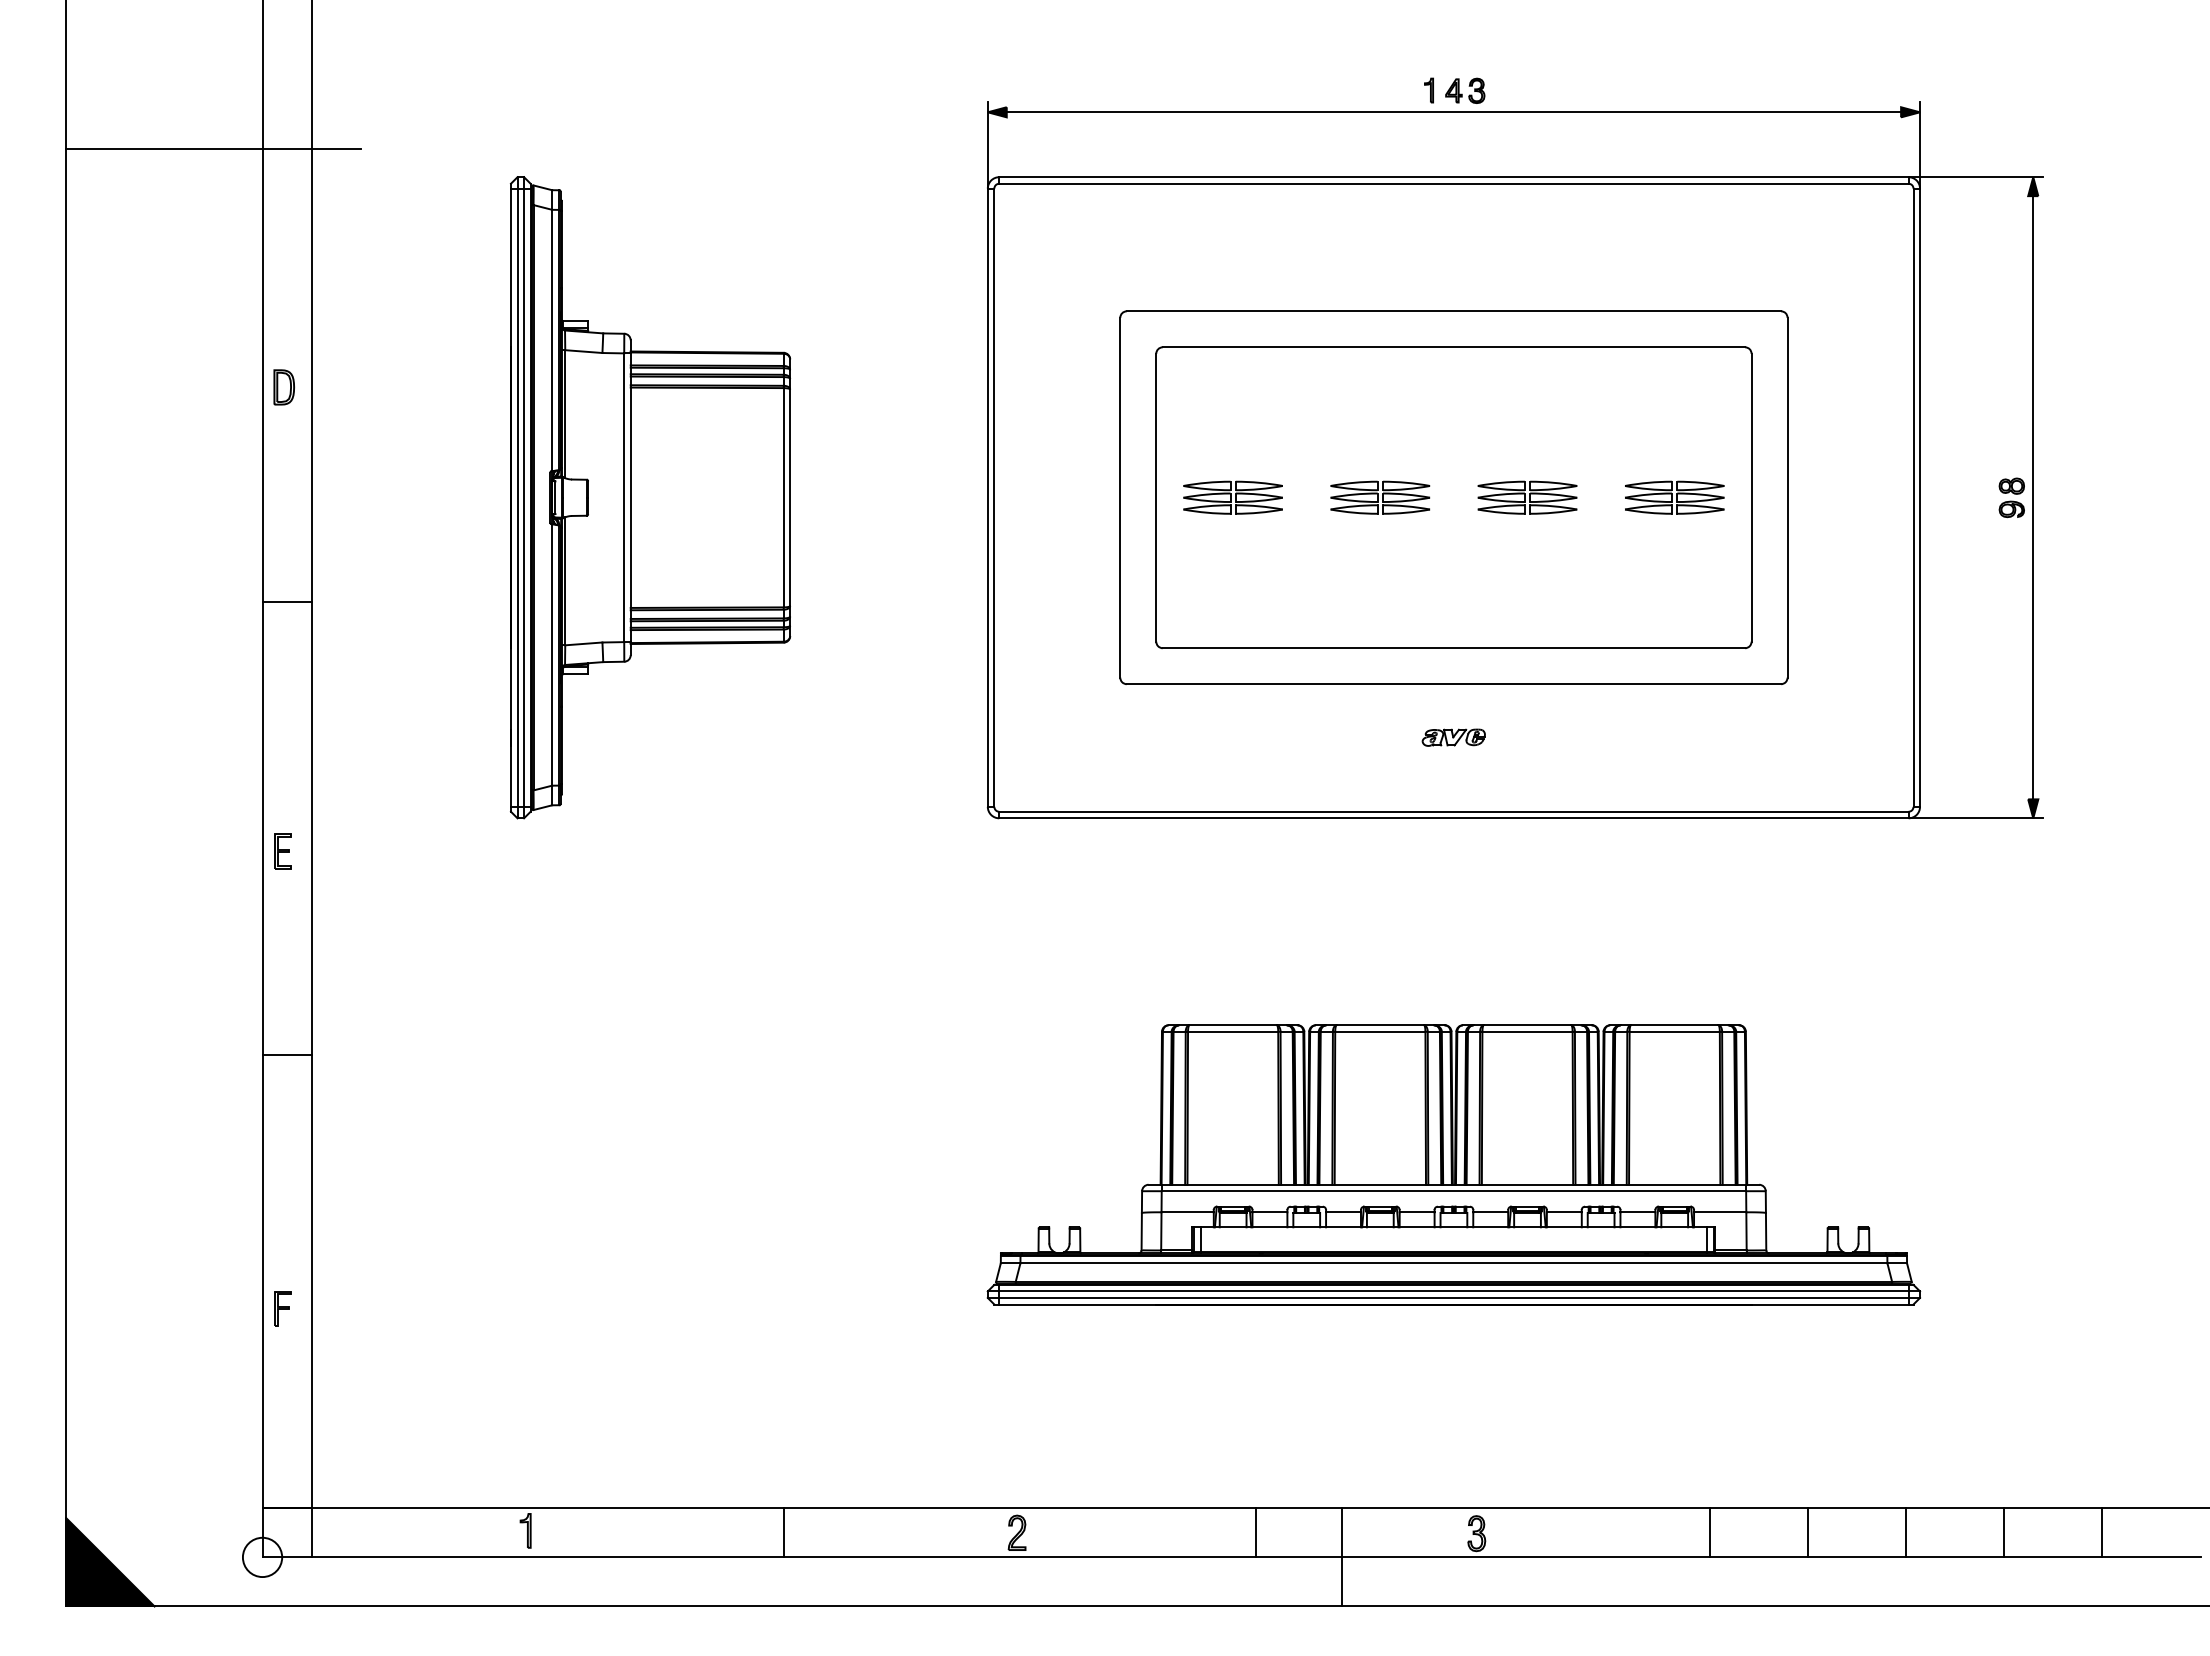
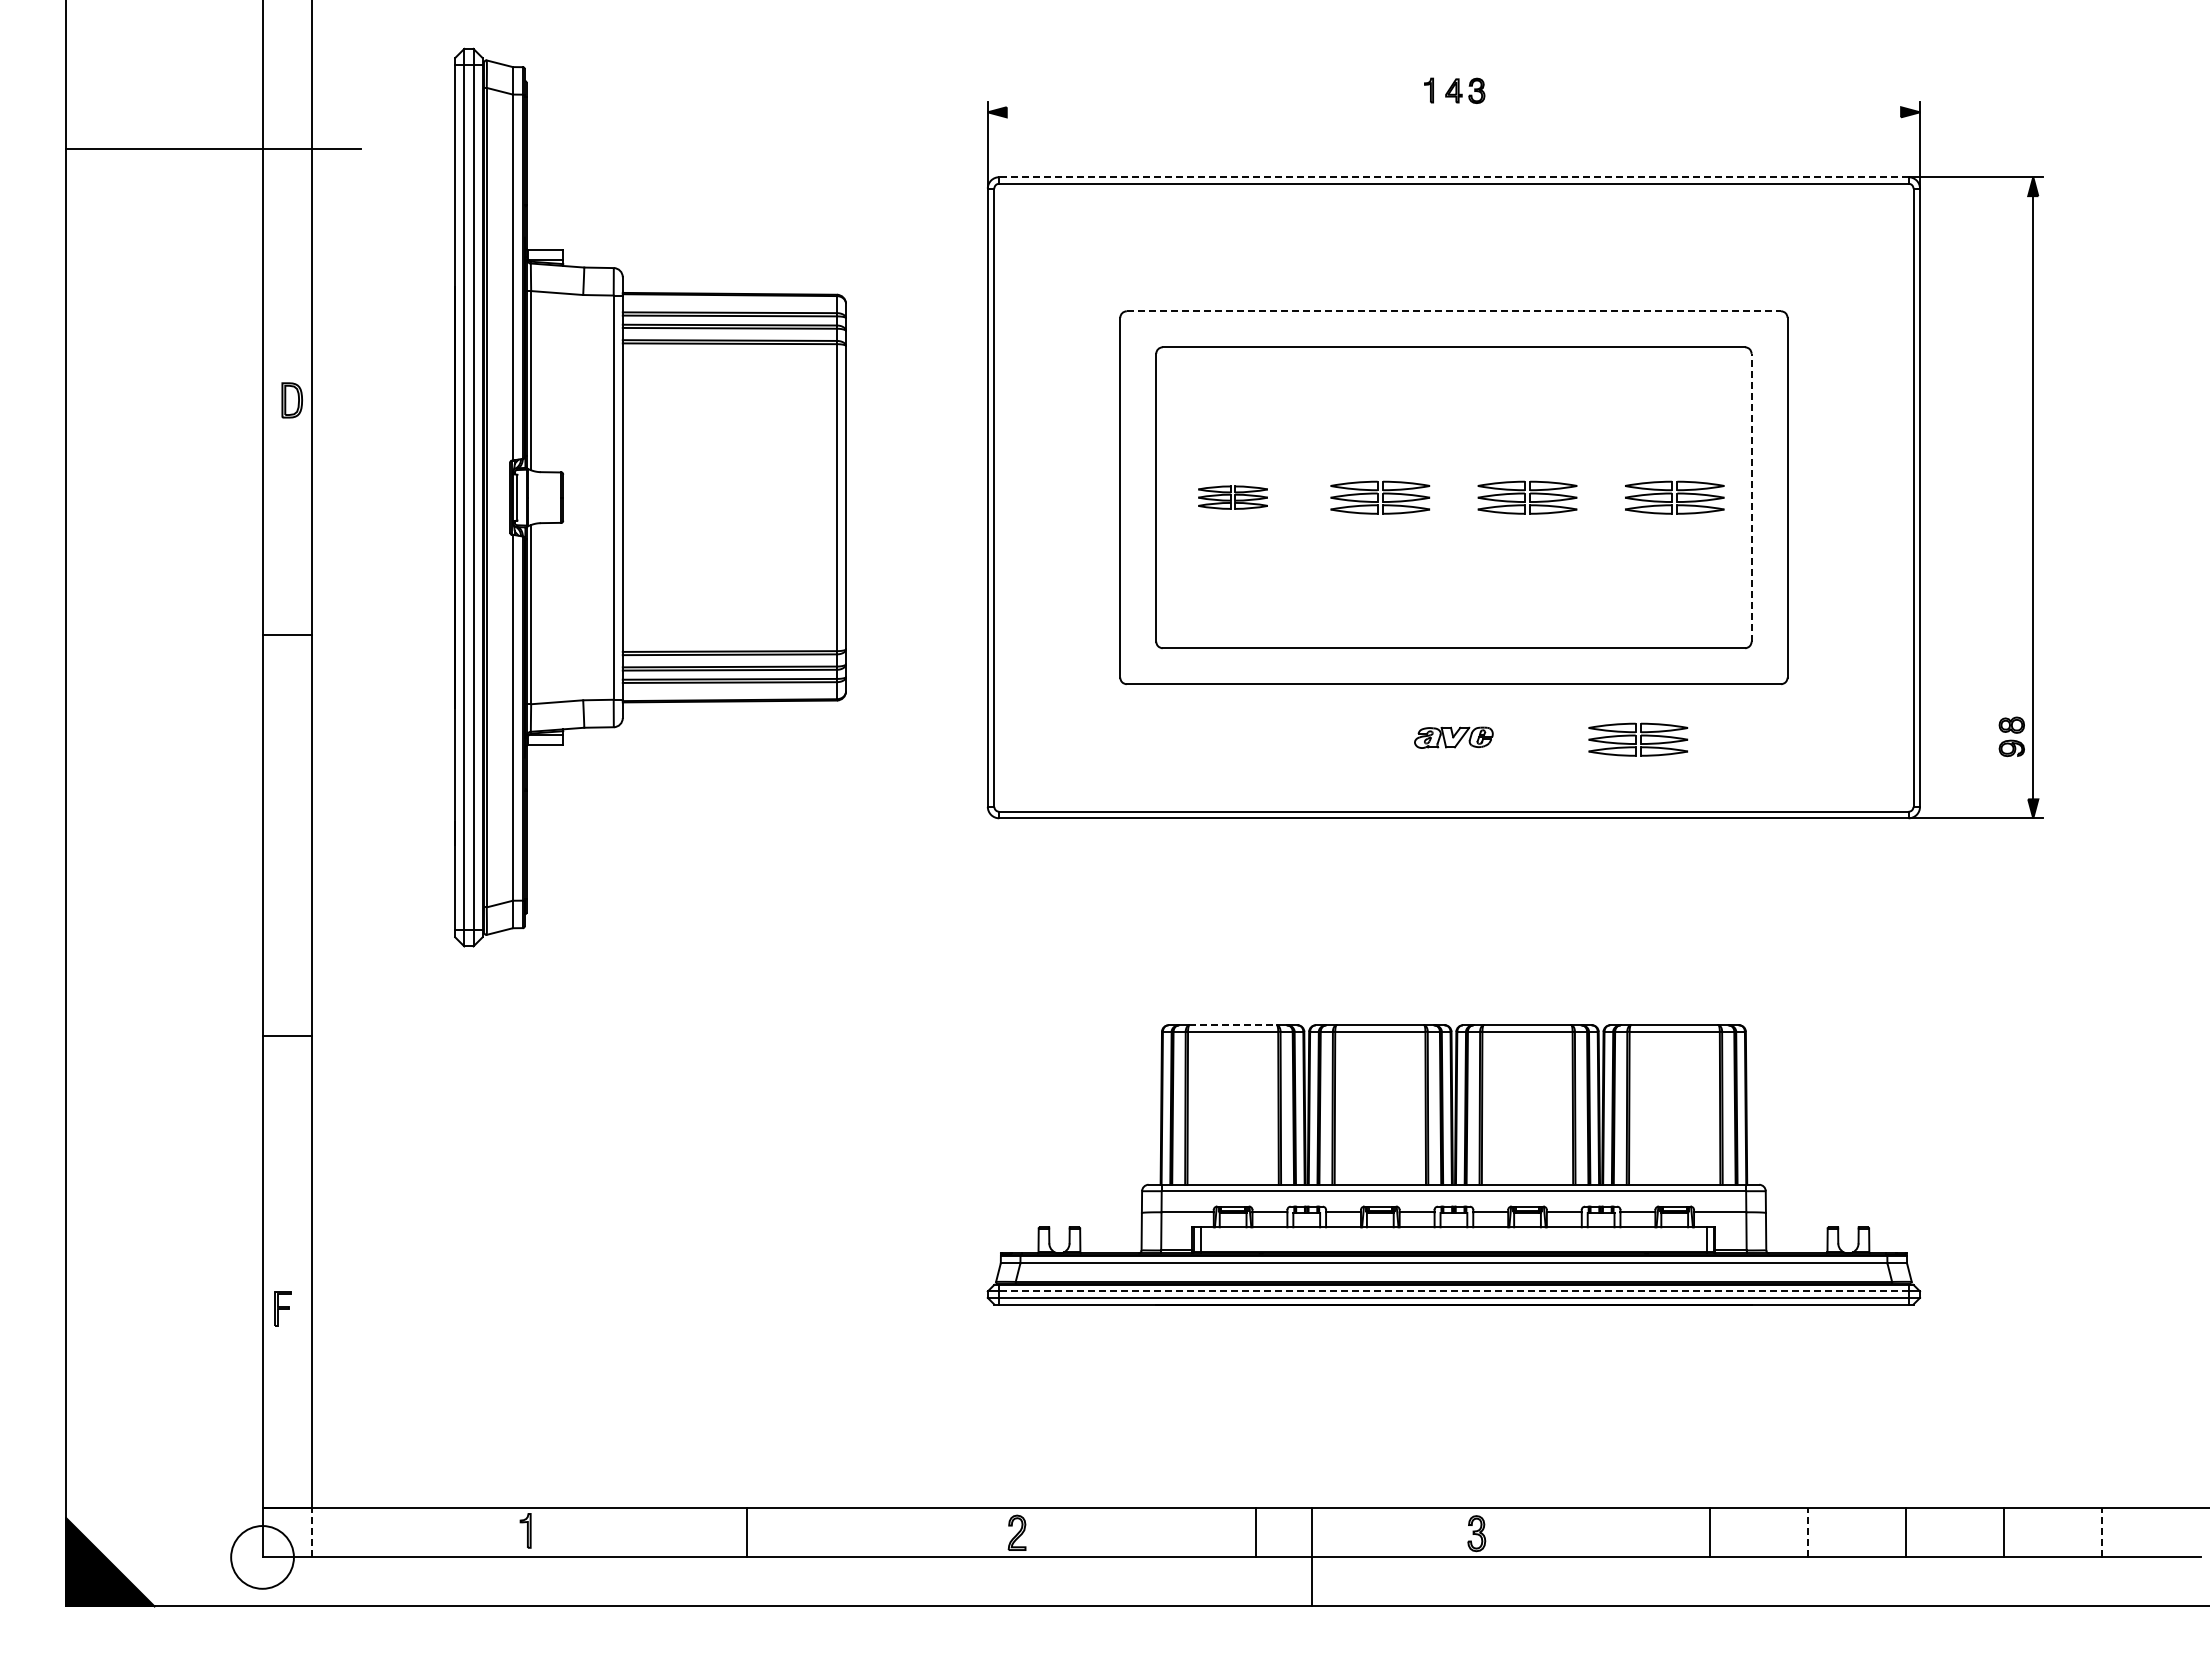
line: present -> none (1453, 112)
line: solid -> dashed (1453, 177)
line: solid -> dashed (1454, 311)
part position: (283, 387) -> (291, 400) (291, 400)
part size: 283x644 px -> 393x901 px (650, 497)
part size: 100x35 px -> 70x25 px (1232, 497)
line: solid -> dashed (1751, 497)
part position: (2011, 497) -> (2011, 736) (2011, 736)
line position: (286, 602) -> (286, 635) (286, 635)
part size: 65x19 px -> 80x23 px (1453, 737)
part: none -> present (1638, 739)
part: present -> none (282, 851)
line: solid -> dashed (1233, 1025)
line position: (286, 1055) -> (286, 1036) (286, 1036)
line: solid -> dashed (1453, 1291)
line: solid -> dashed (311, 1532)
line position: (783, 1532) -> (746, 1532) (746, 1532)
line: solid -> dashed (1808, 1532)
line: solid -> dashed (2102, 1532)
circle diameter: 39 px -> 63 px (262, 1557)
line position: (1341, 1557) -> (1311, 1557) (1311, 1557)
